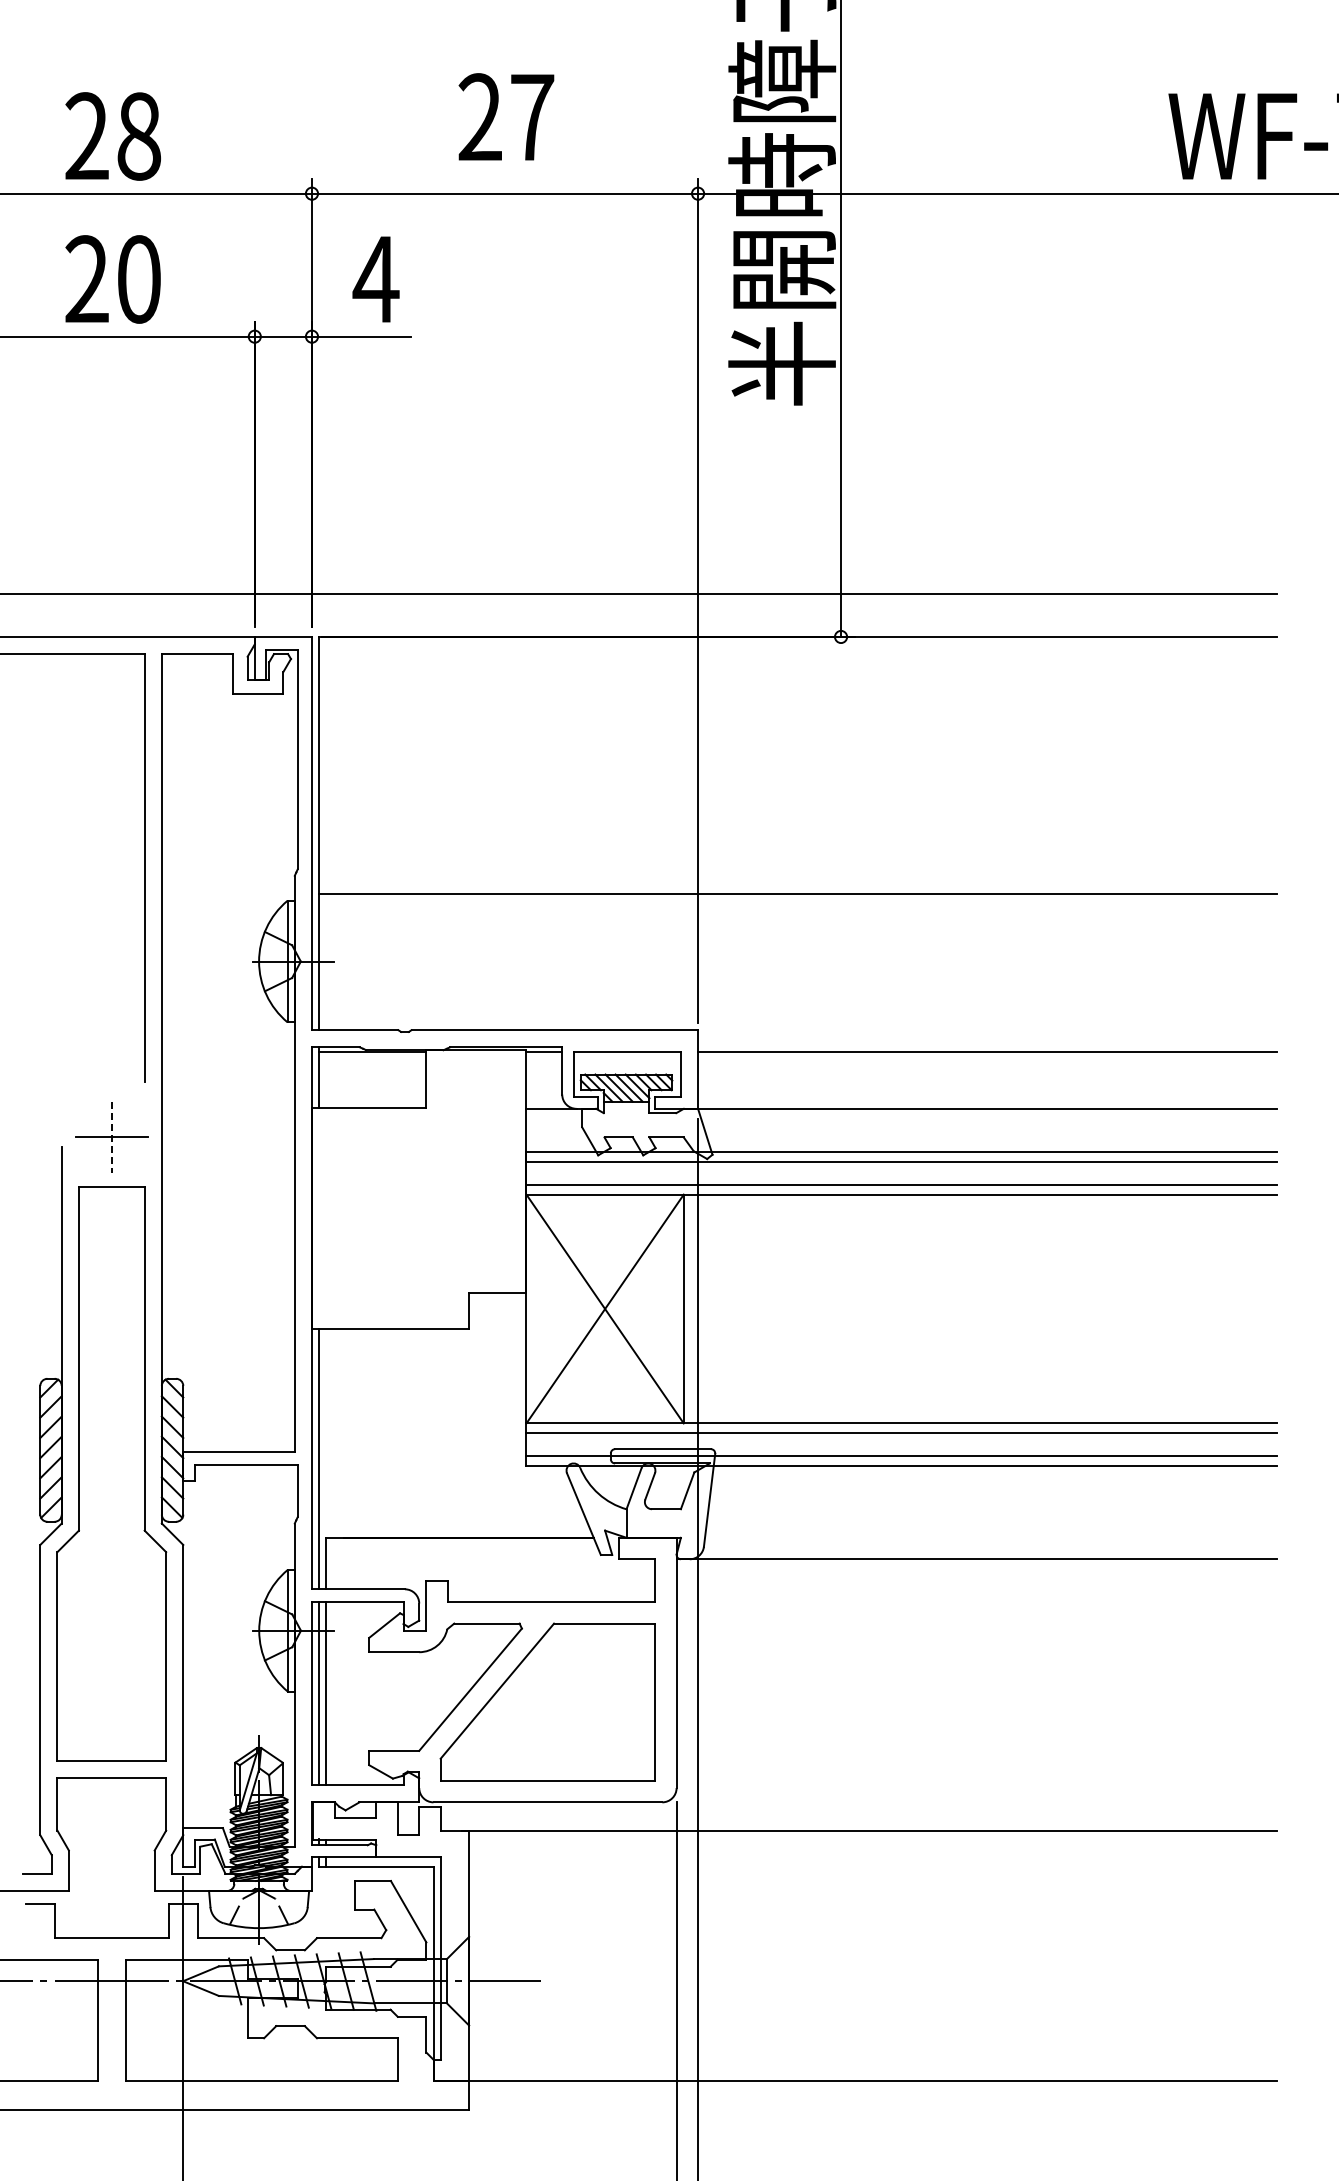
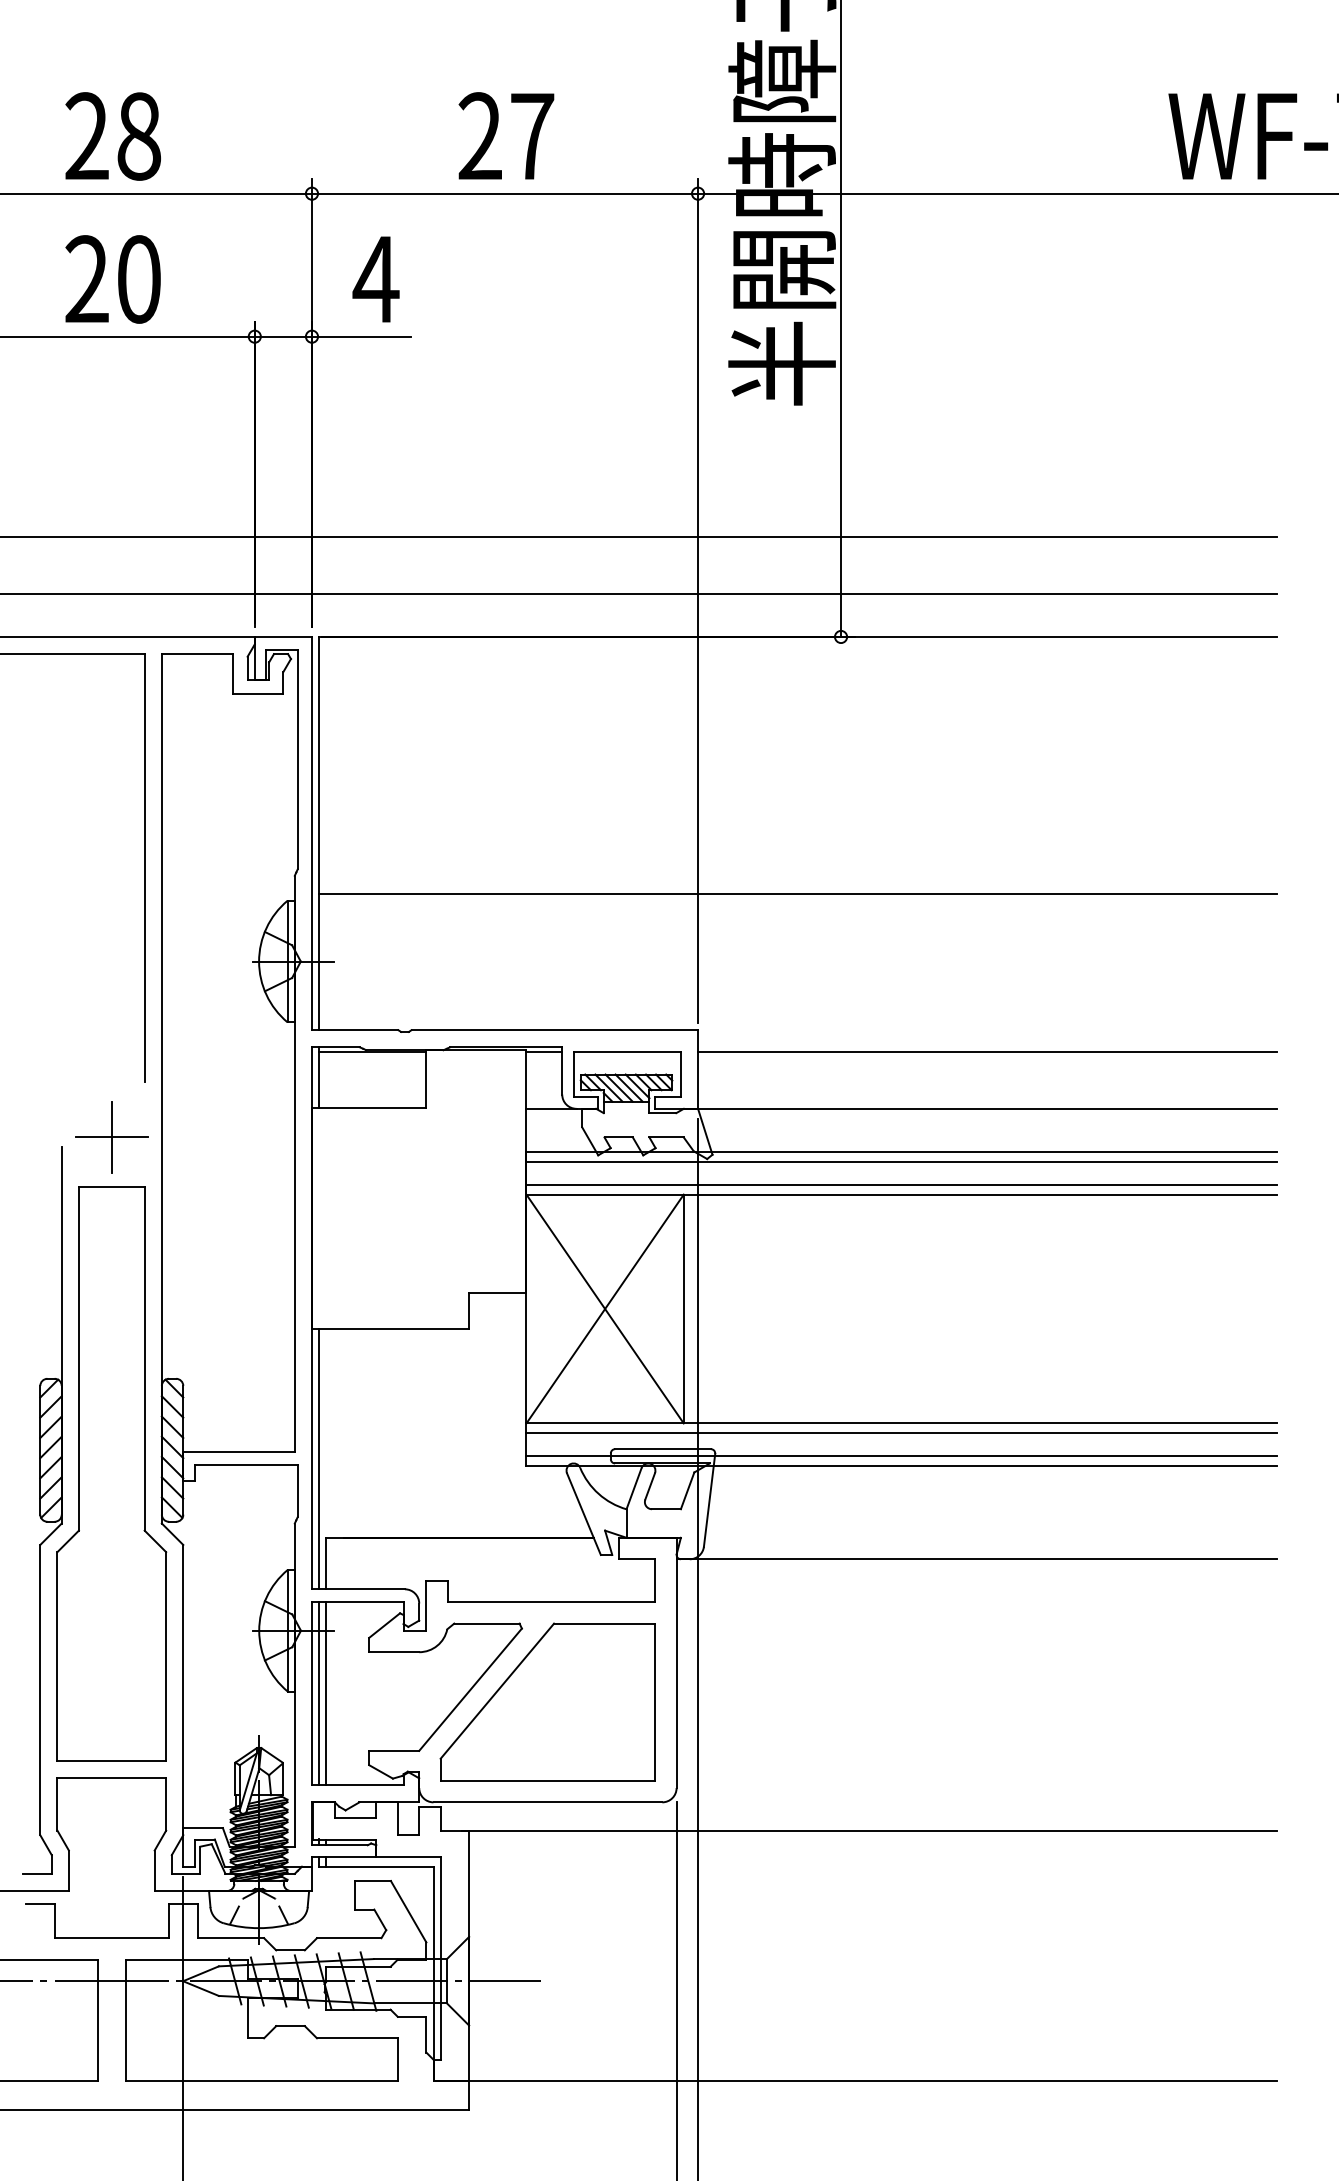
text position: (506, 116) -> (506, 135) (506, 135)
line: none -> present (639, 537)
line: dashed -> solid (111, 1137)
